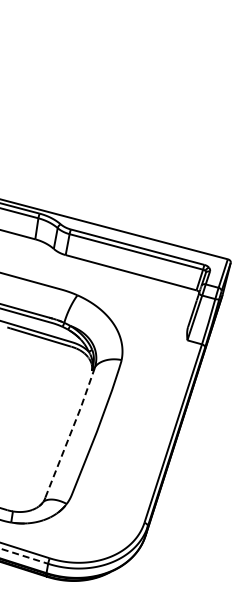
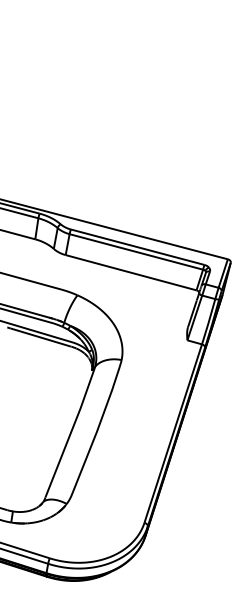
line: dashed -> solid (71, 432)
line: dashed -> solid (24, 556)
